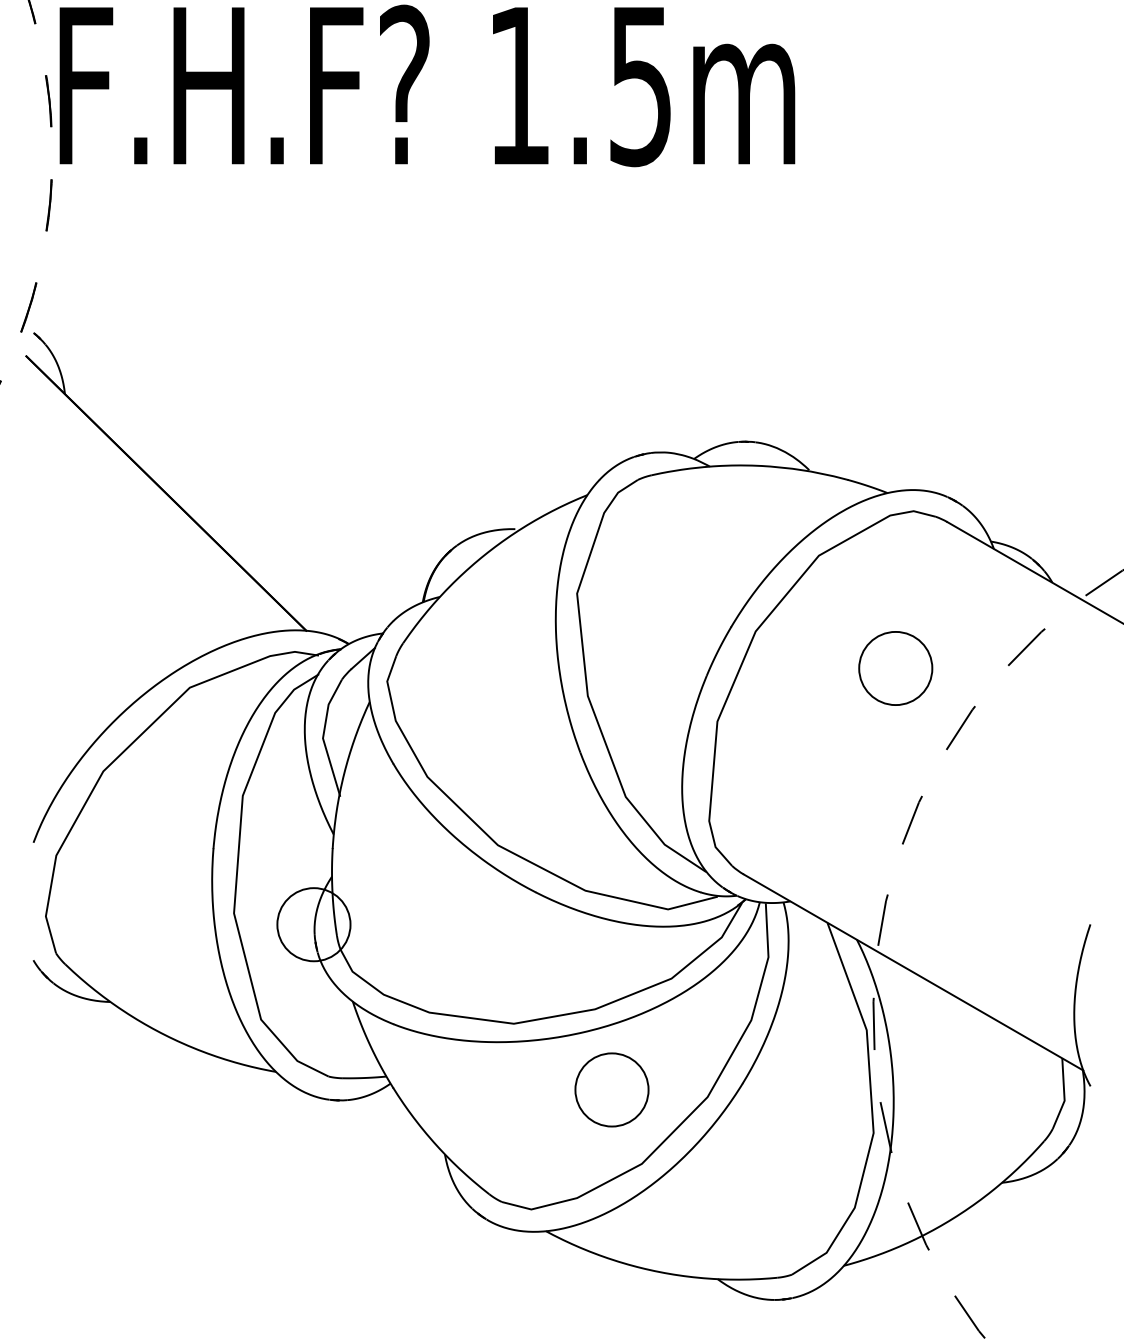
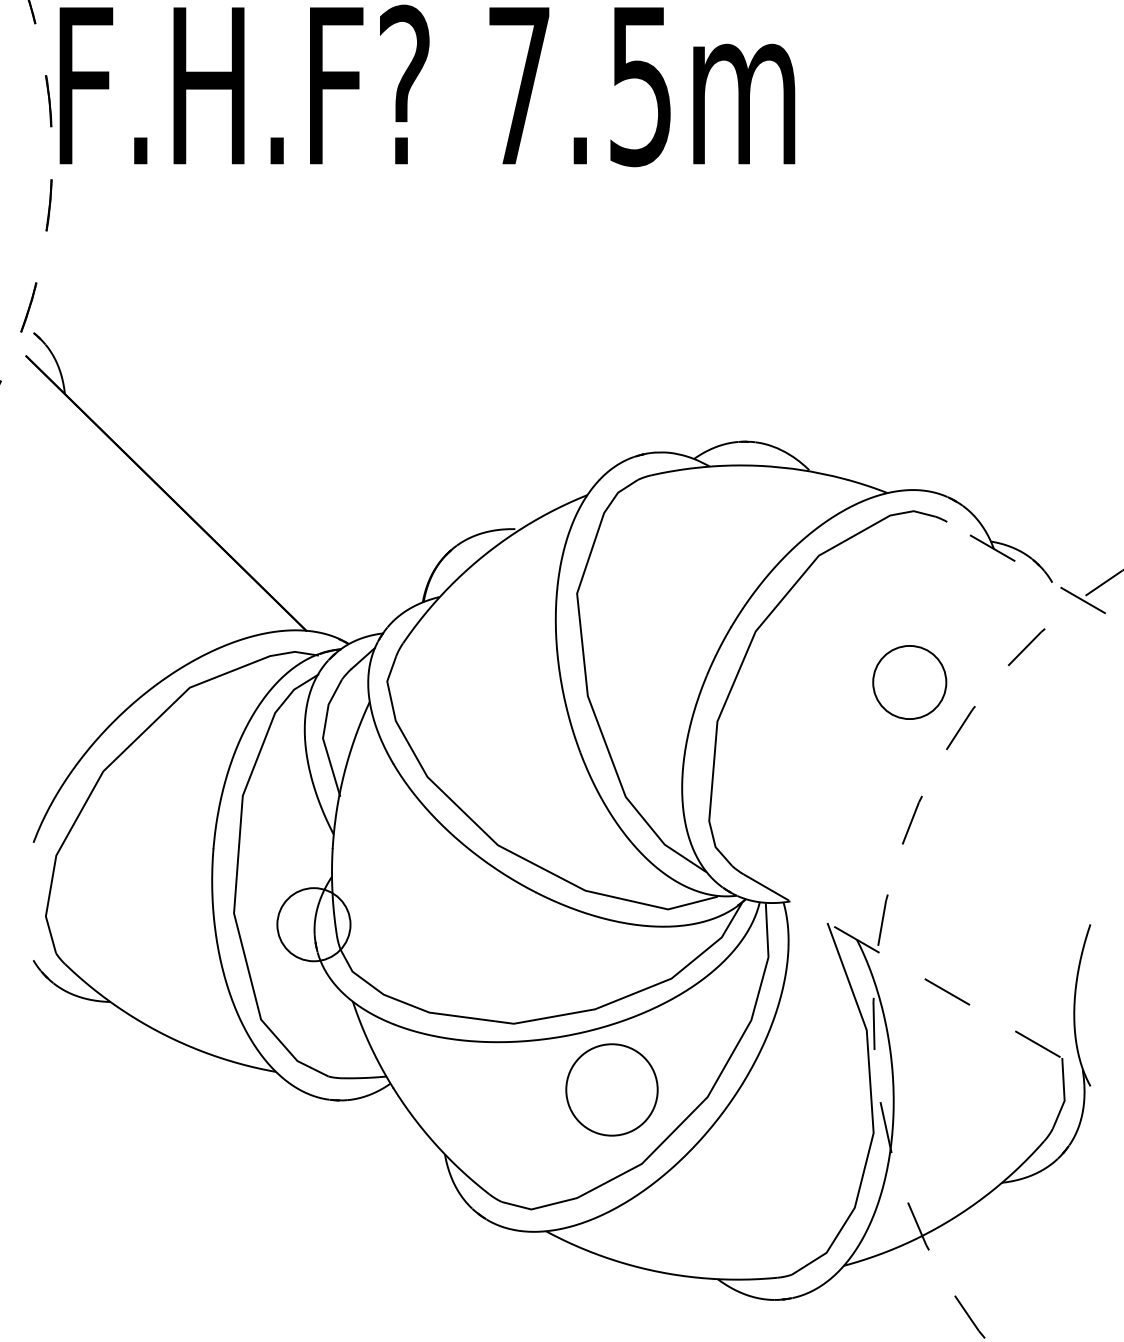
text: 1.5m -> 7.5m (519, 85)
line: solid -> dashed (1035, 572)
circle position: (895, 668) -> (909, 682) (909, 682)
line: solid -> dashed (913, 972)
circle diameter: 73 px -> 91 px (611, 1089)
